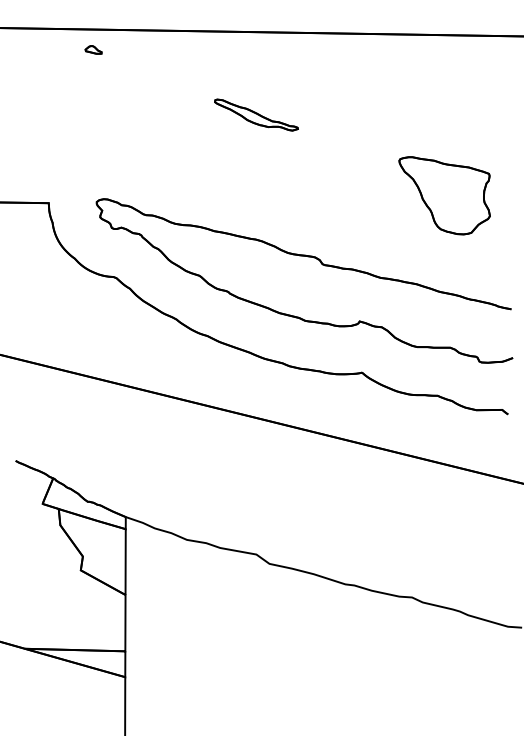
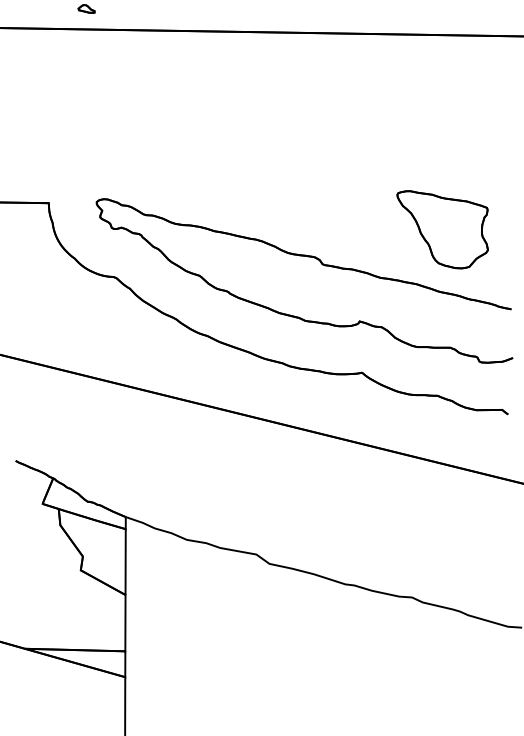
part position: (93, 49) -> (86, 8) (86, 8)
part: present -> none (256, 114)
part position: (444, 195) -> (442, 229) (442, 229)
